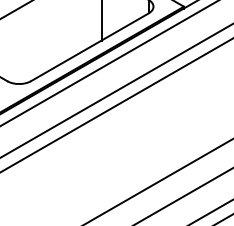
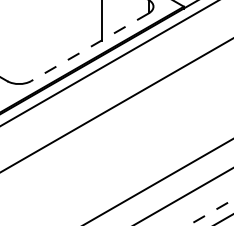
line: present -> none (15, 9)
line: solid -> dashed (89, 47)
line: present -> none (116, 90)
line: solid -> dashed (210, 212)
